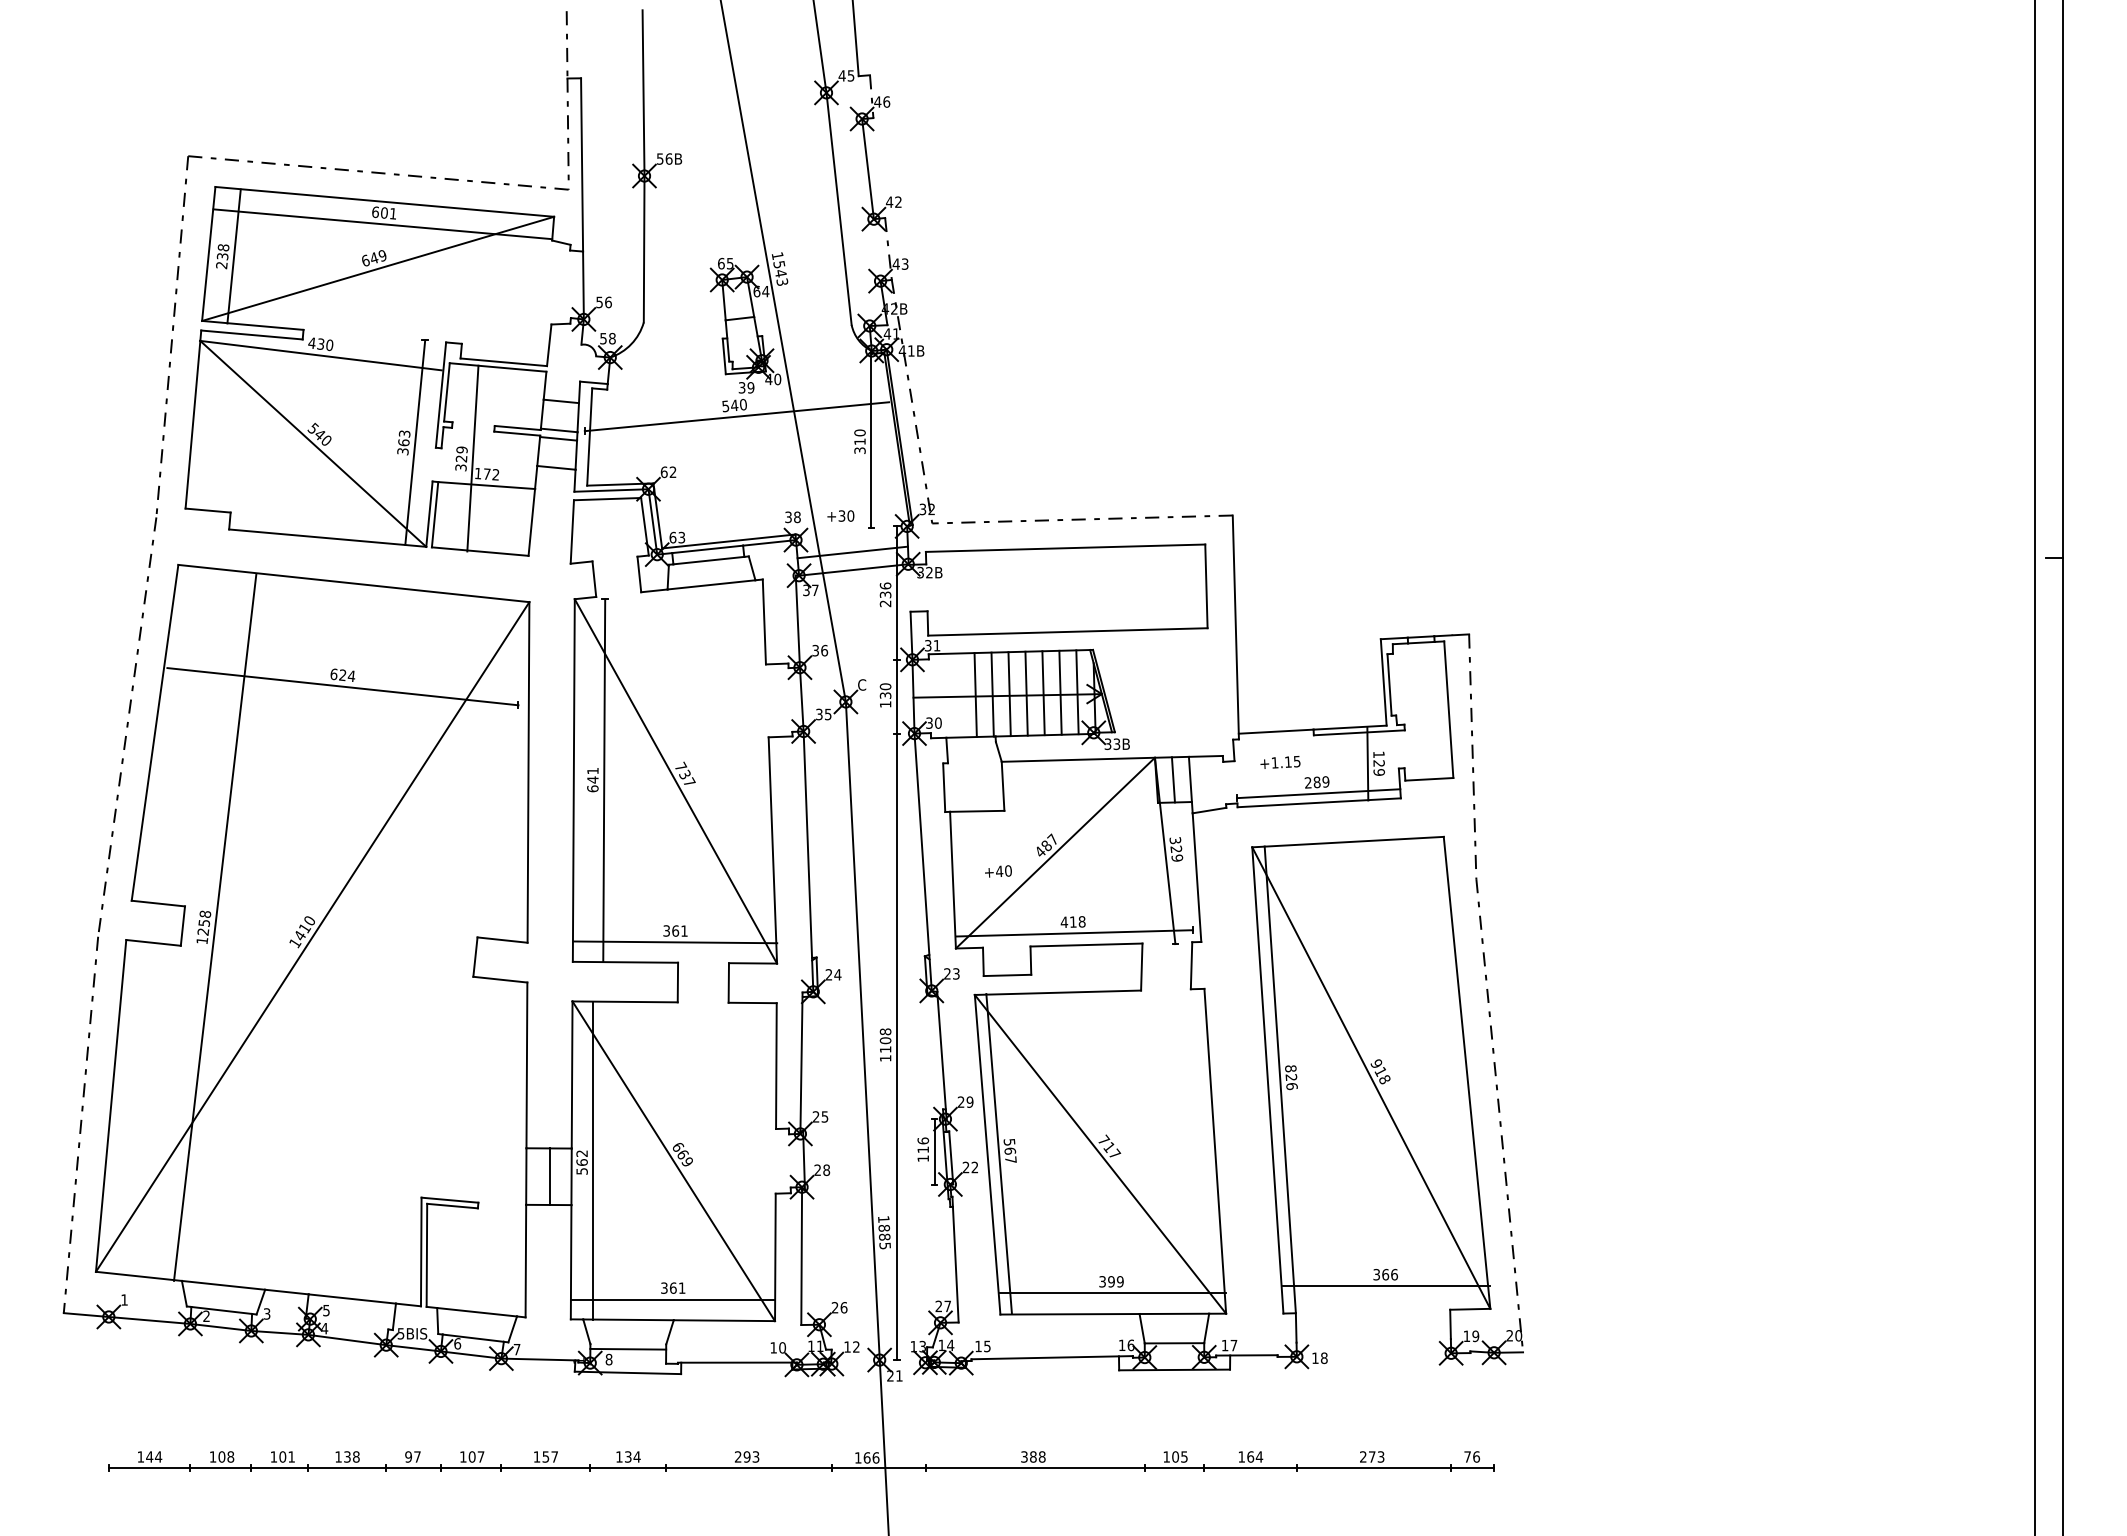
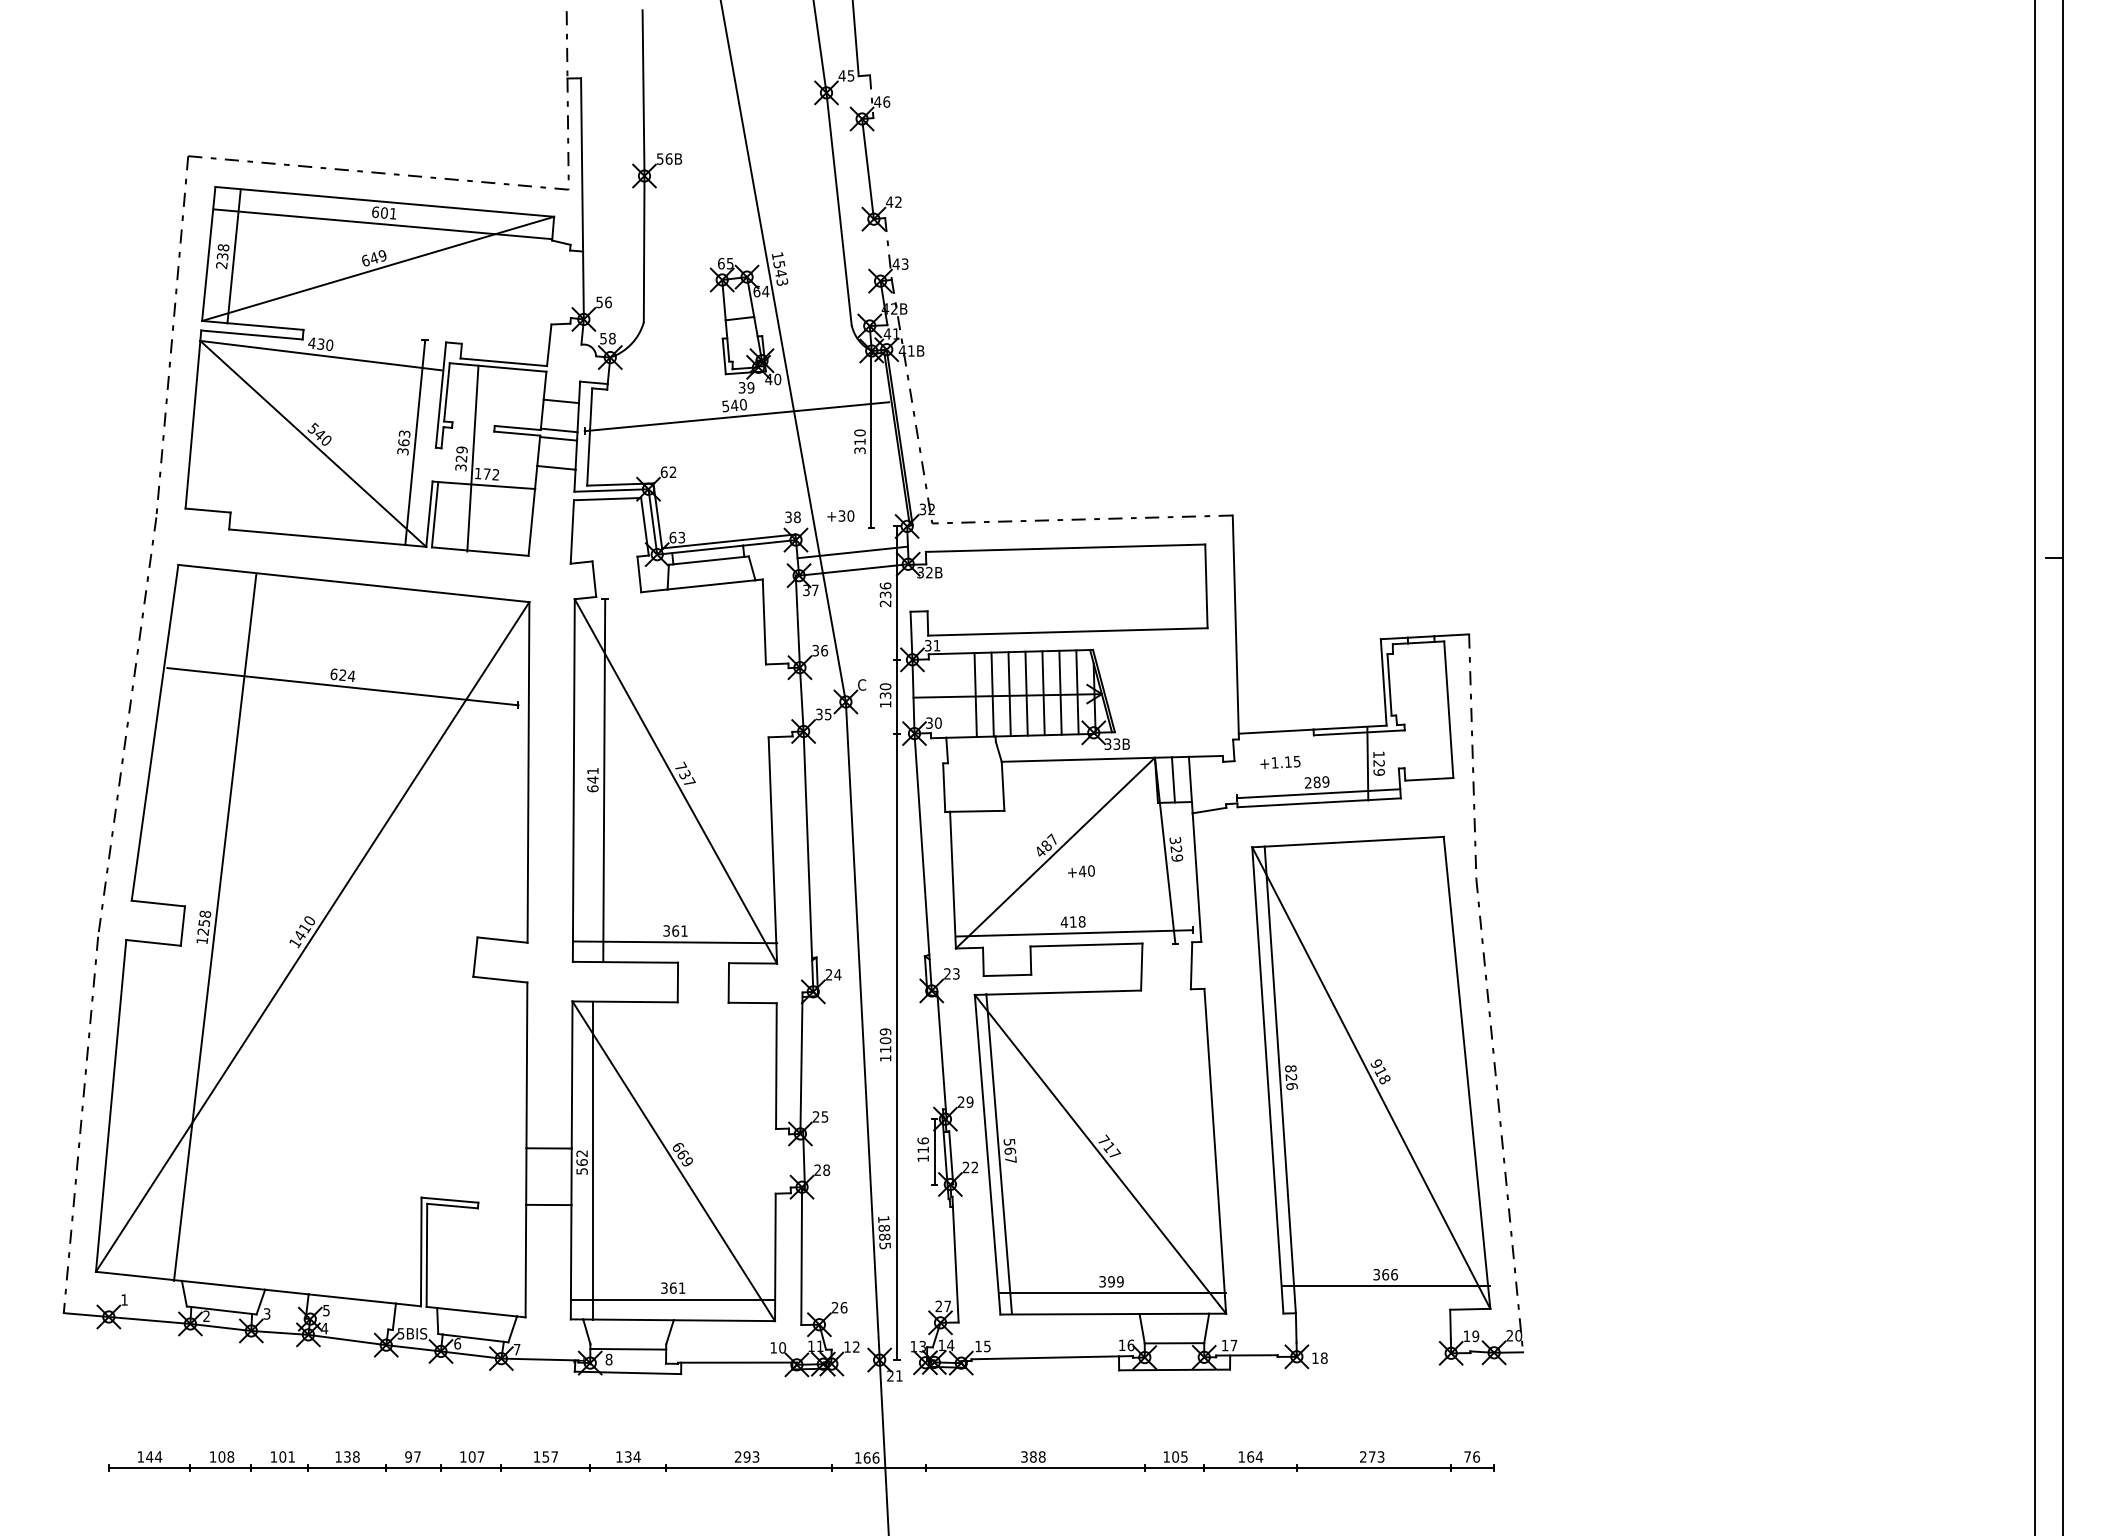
text position: (998, 871) -> (1081, 871) (1081, 871)
text: 1108 -> 1109 (885, 1031)
line: present -> none (549, 1176)
